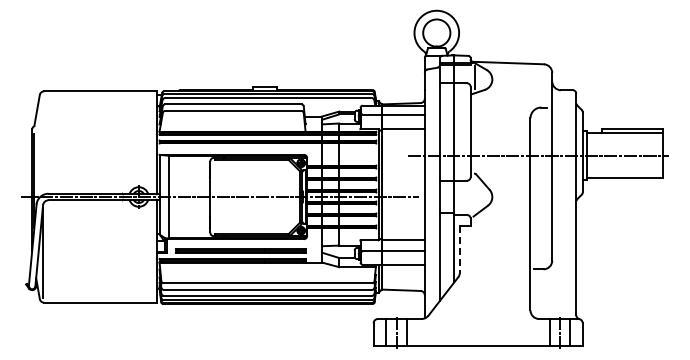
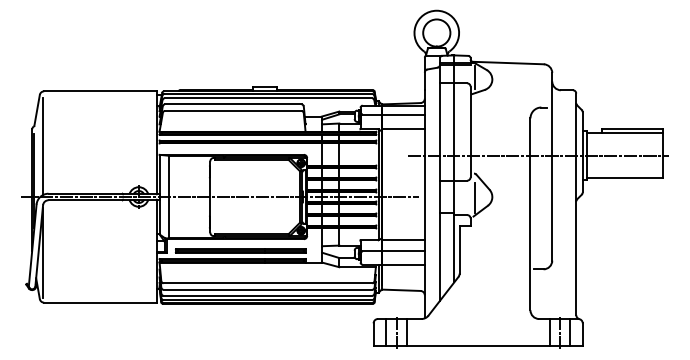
line: none -> present (42, 146)
line: none -> present (475, 197)
line: dashed -> solid (459, 250)
